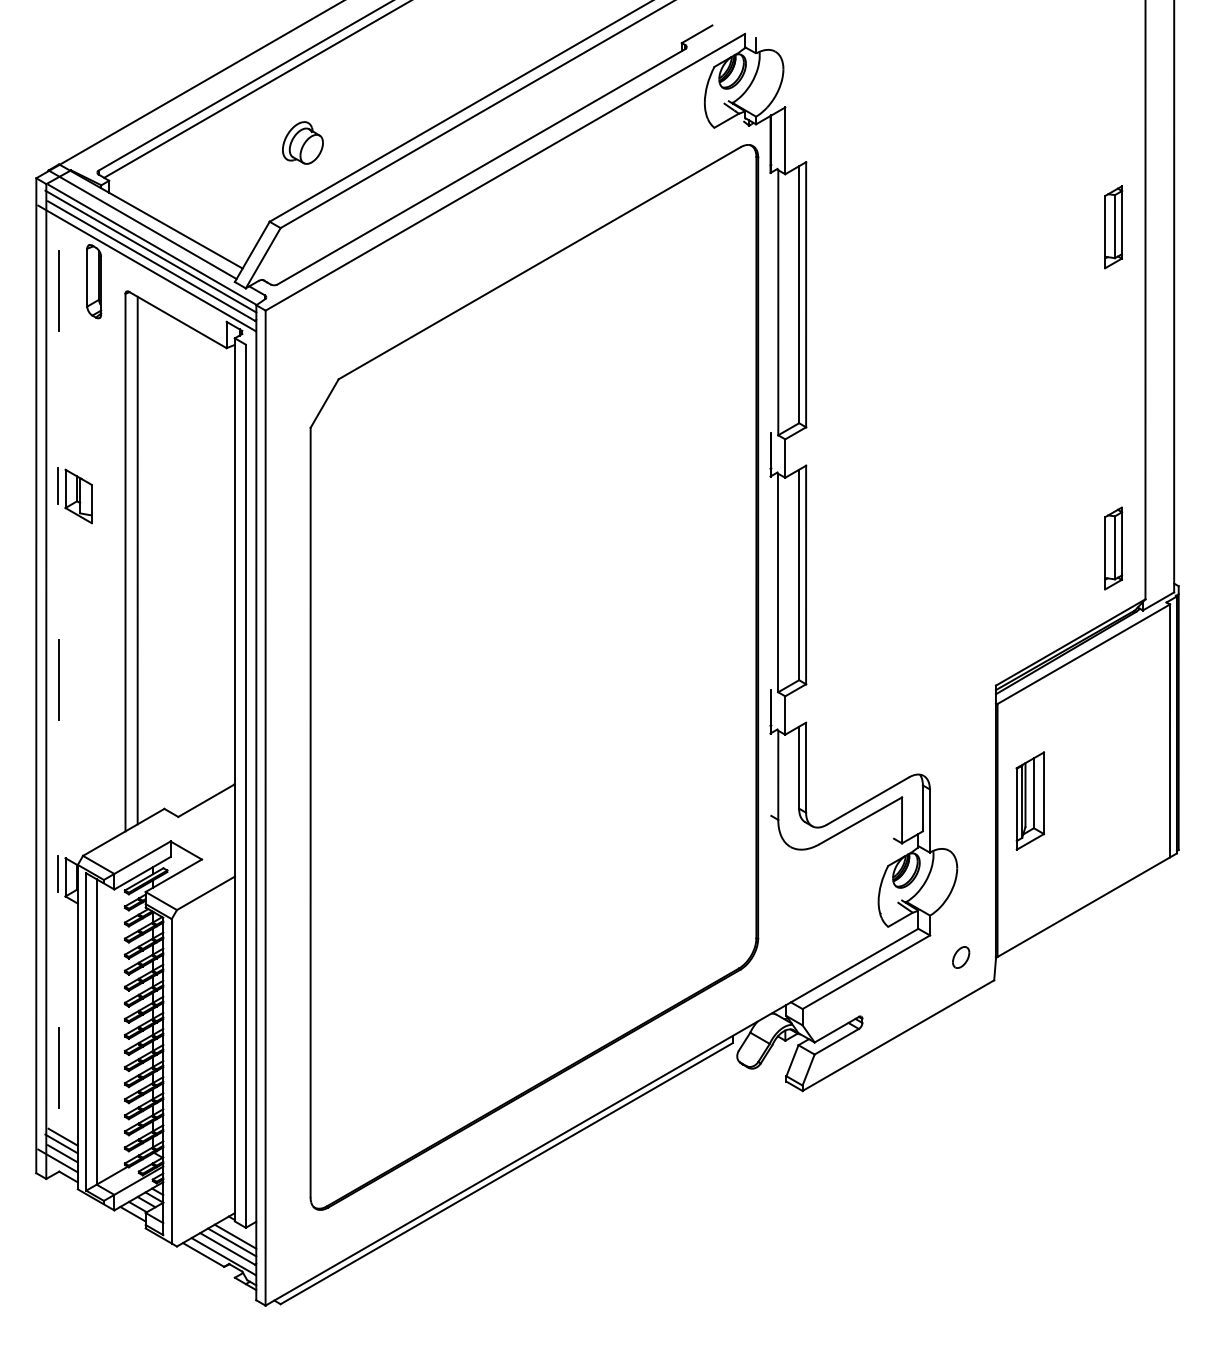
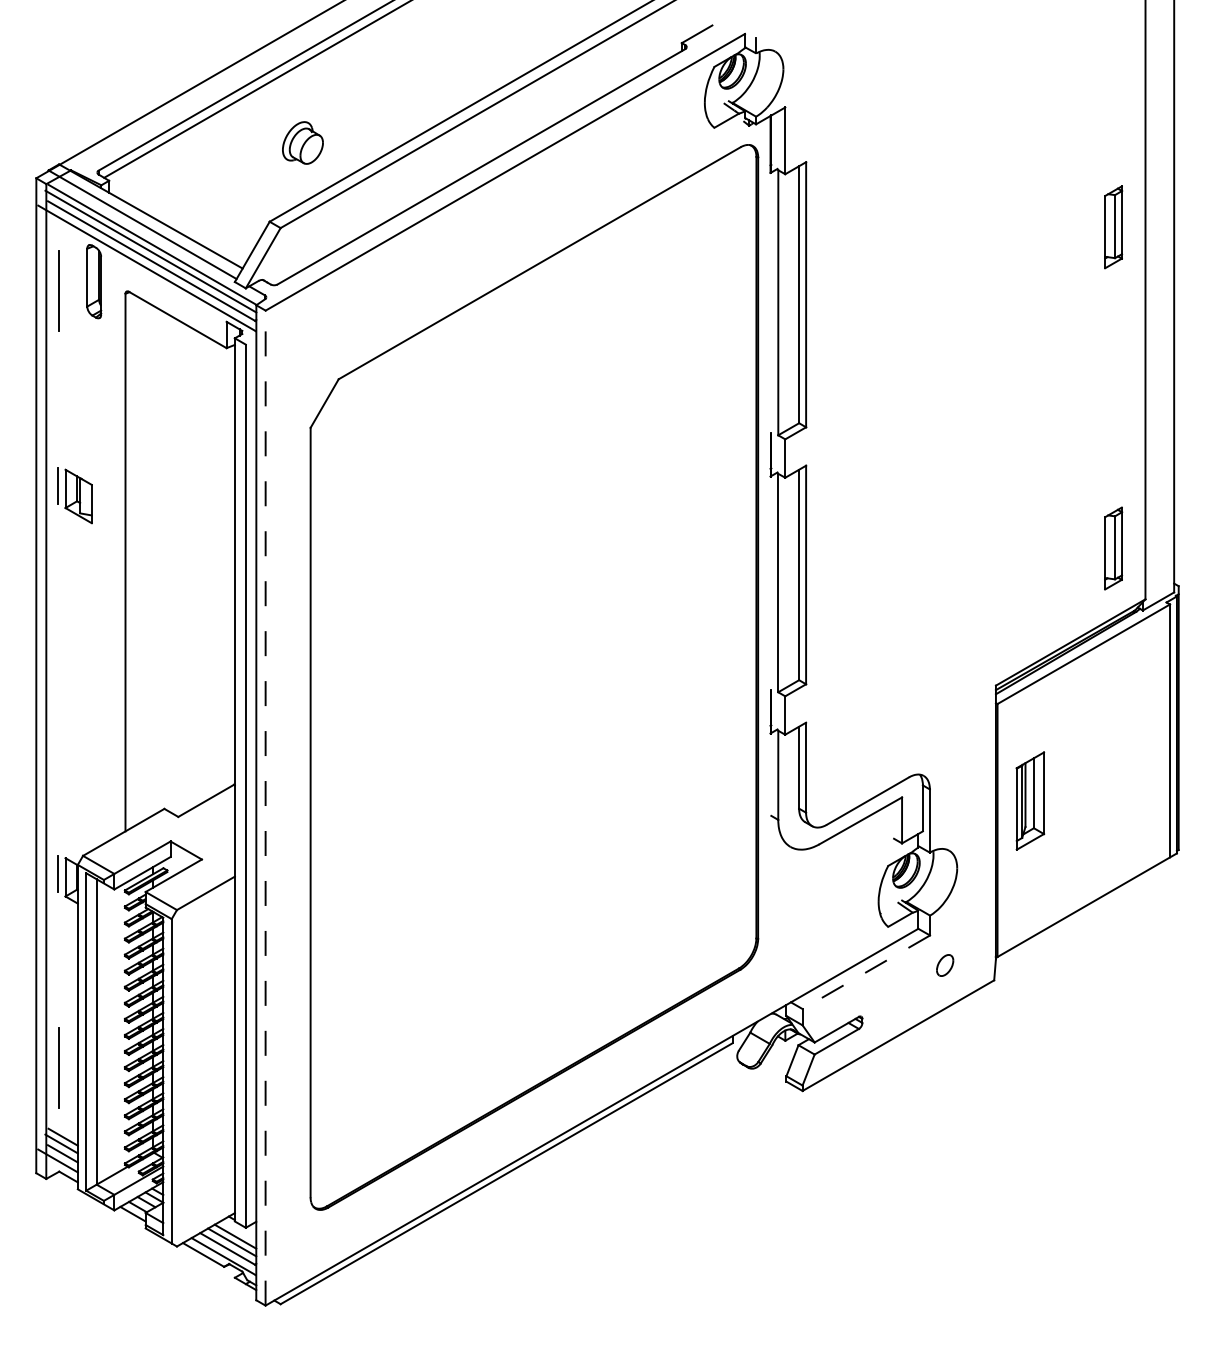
line: present -> none (137, 560)
line: present -> none (59, 679)
line: solid -> dashed (265, 807)
part position: (961, 957) -> (945, 965) (945, 965)
line: solid -> dashed (866, 972)
